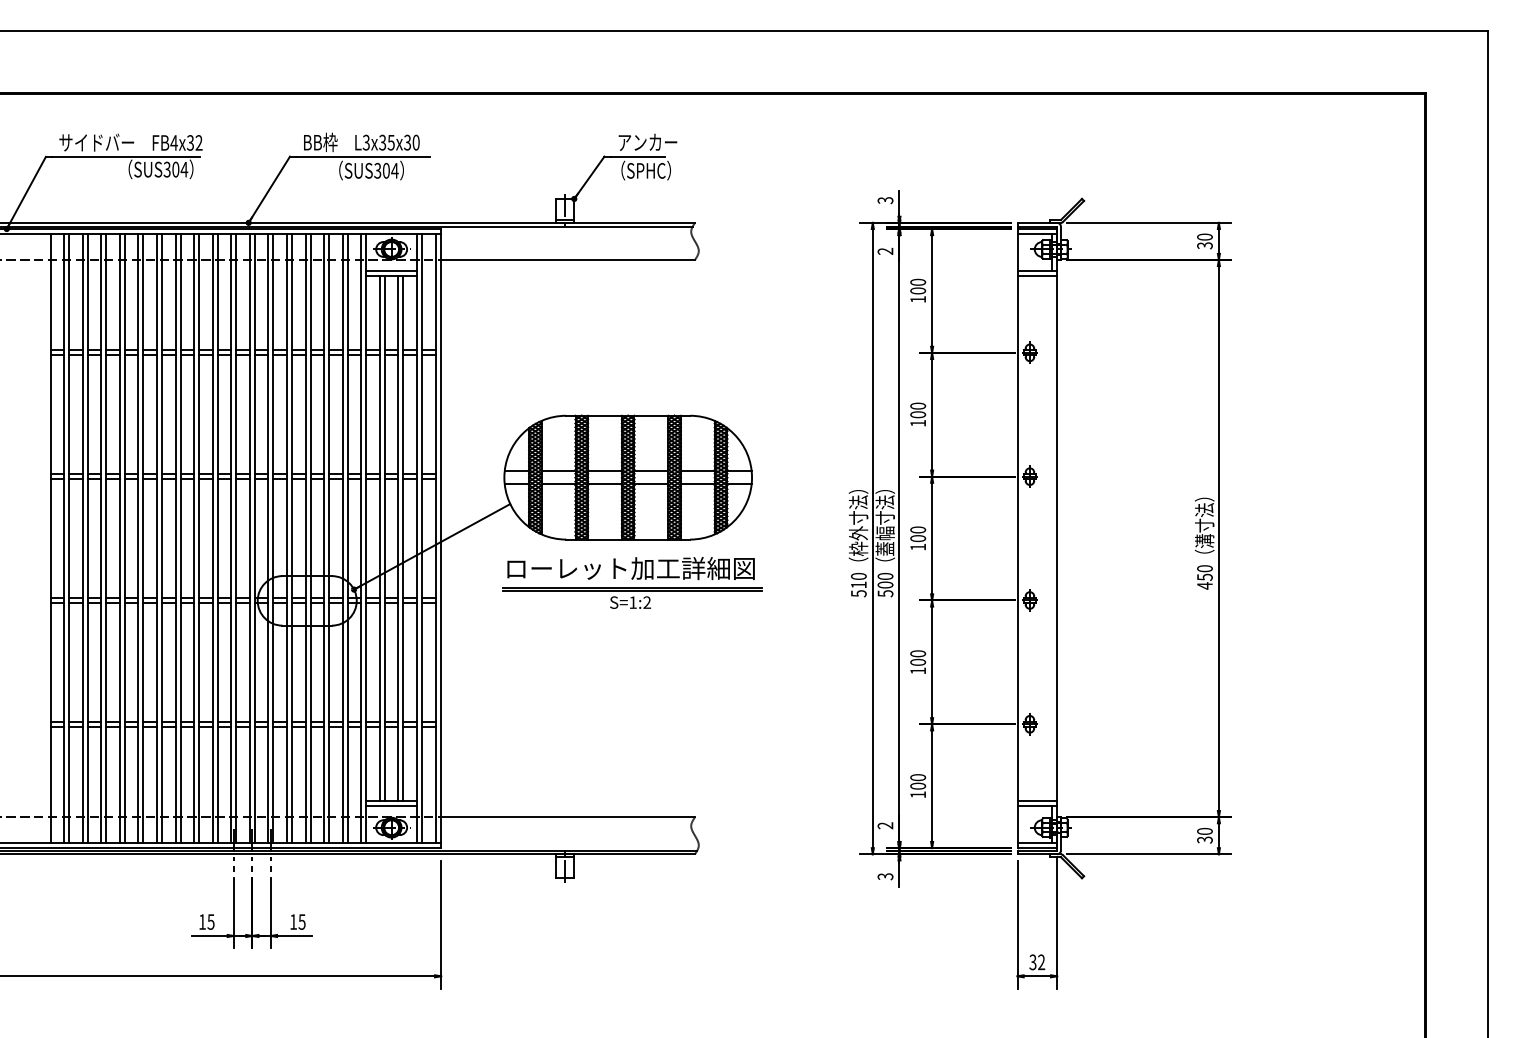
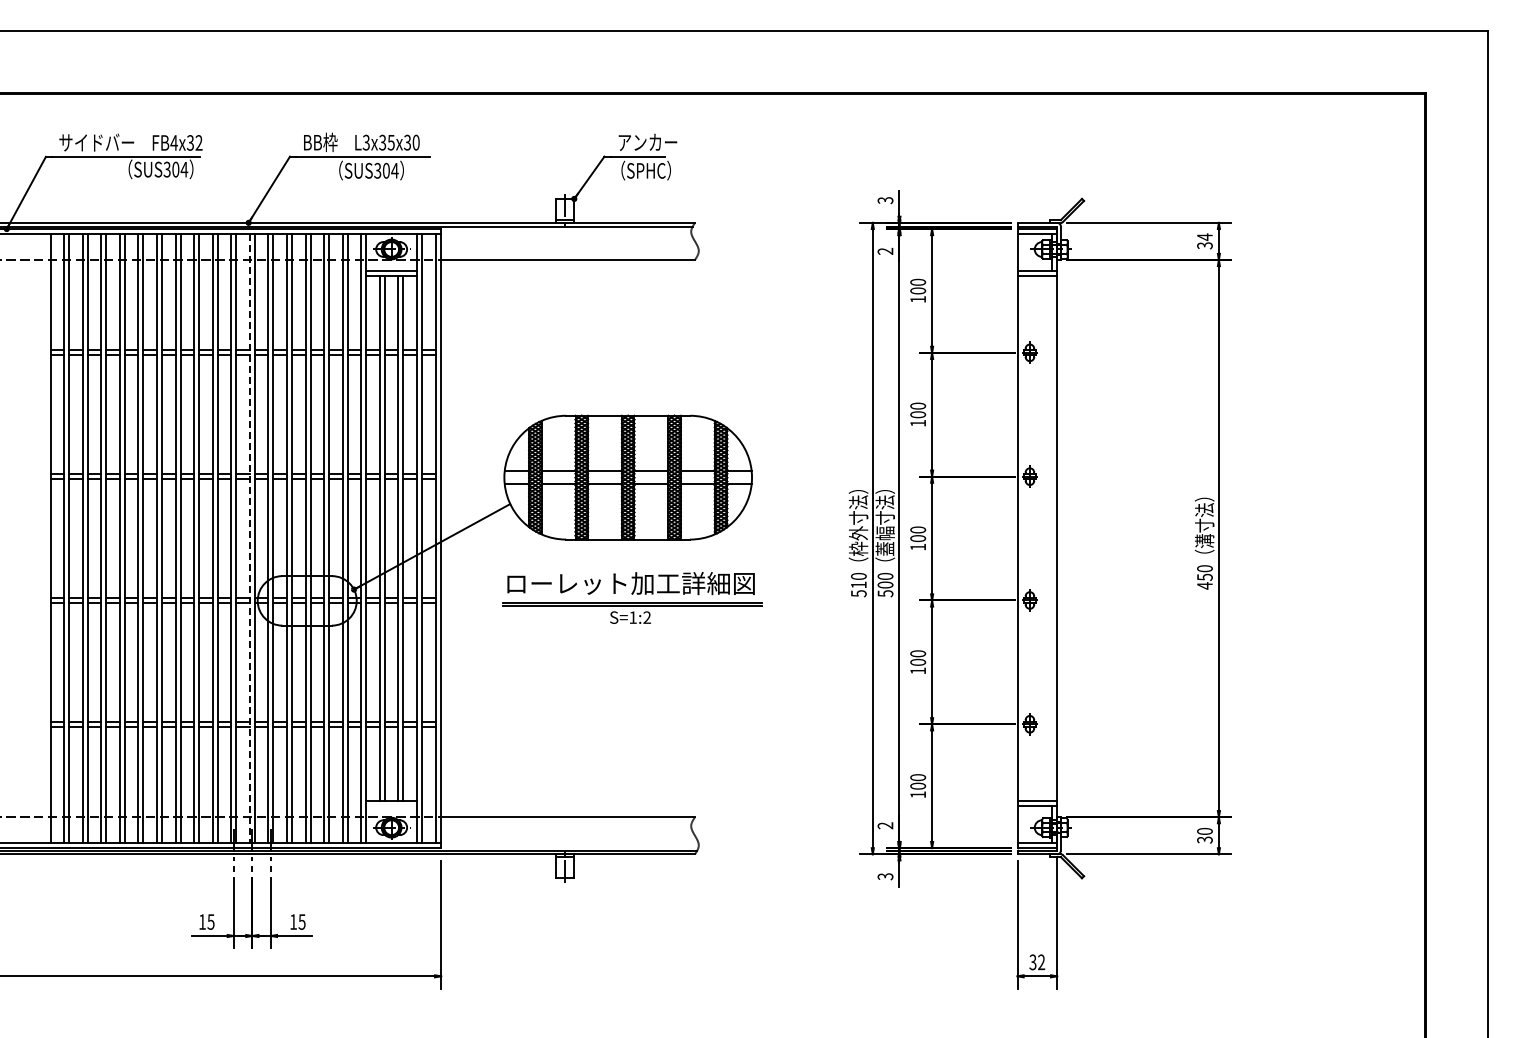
text: 30 -> 34 (1204, 237)
line: solid -> dashed (249, 538)
part position: (632, 582) -> (632, 597) (632, 597)
line: present -> none (391, 806)
